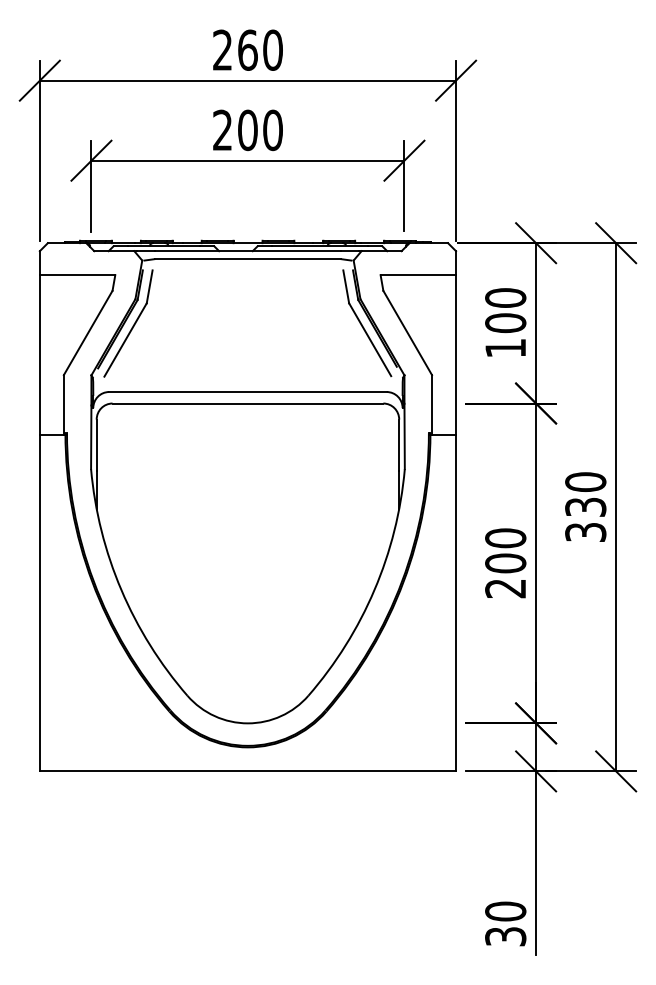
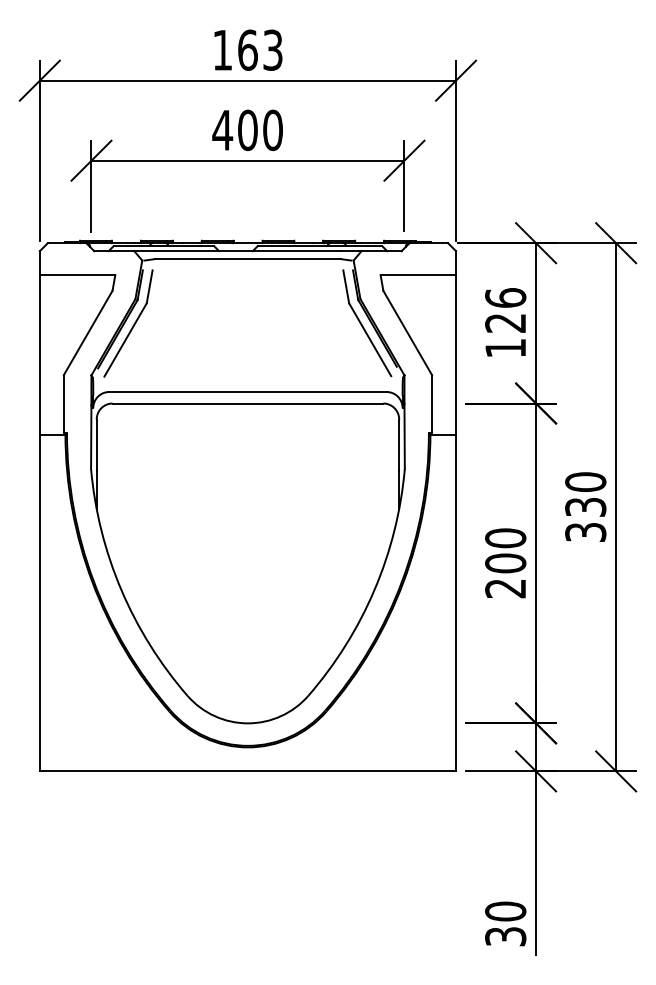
text: 260 -> 163 (247, 49)
text: 200 -> 400 (222, 129)
text: 100 -> 126 (505, 310)
